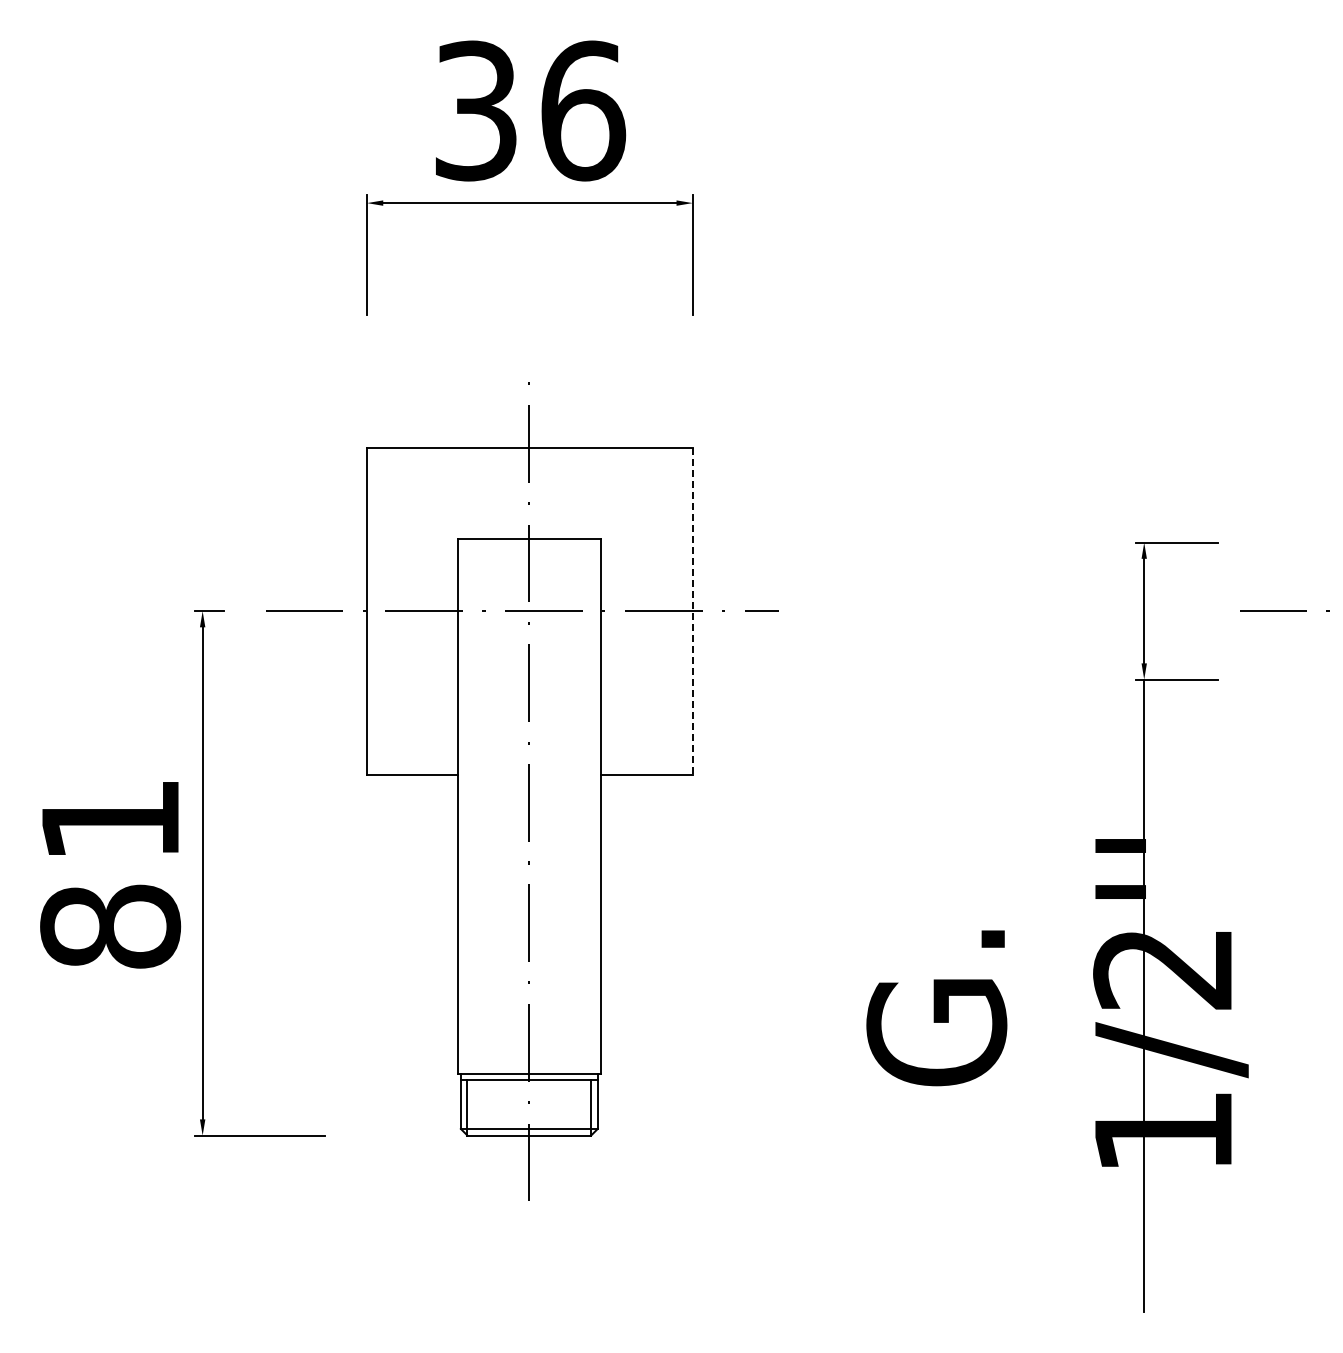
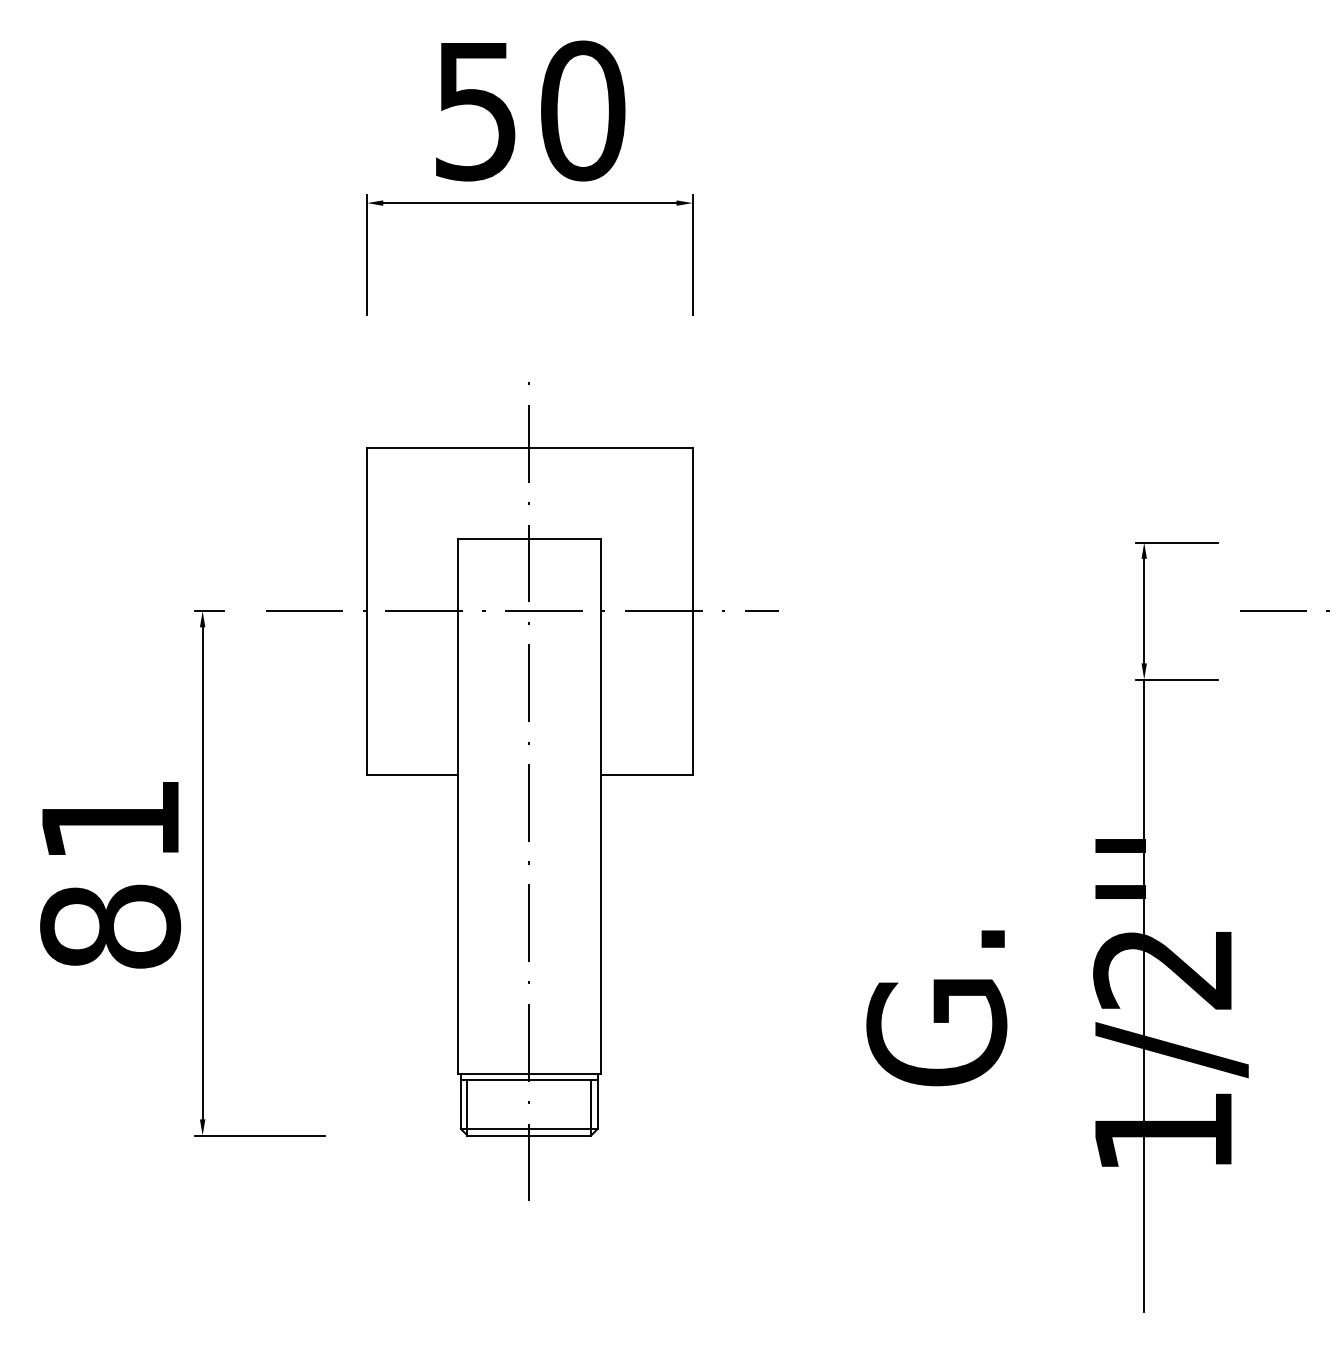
text: 36 -> 50 (531, 110)
line: dashed -> solid (692, 611)
